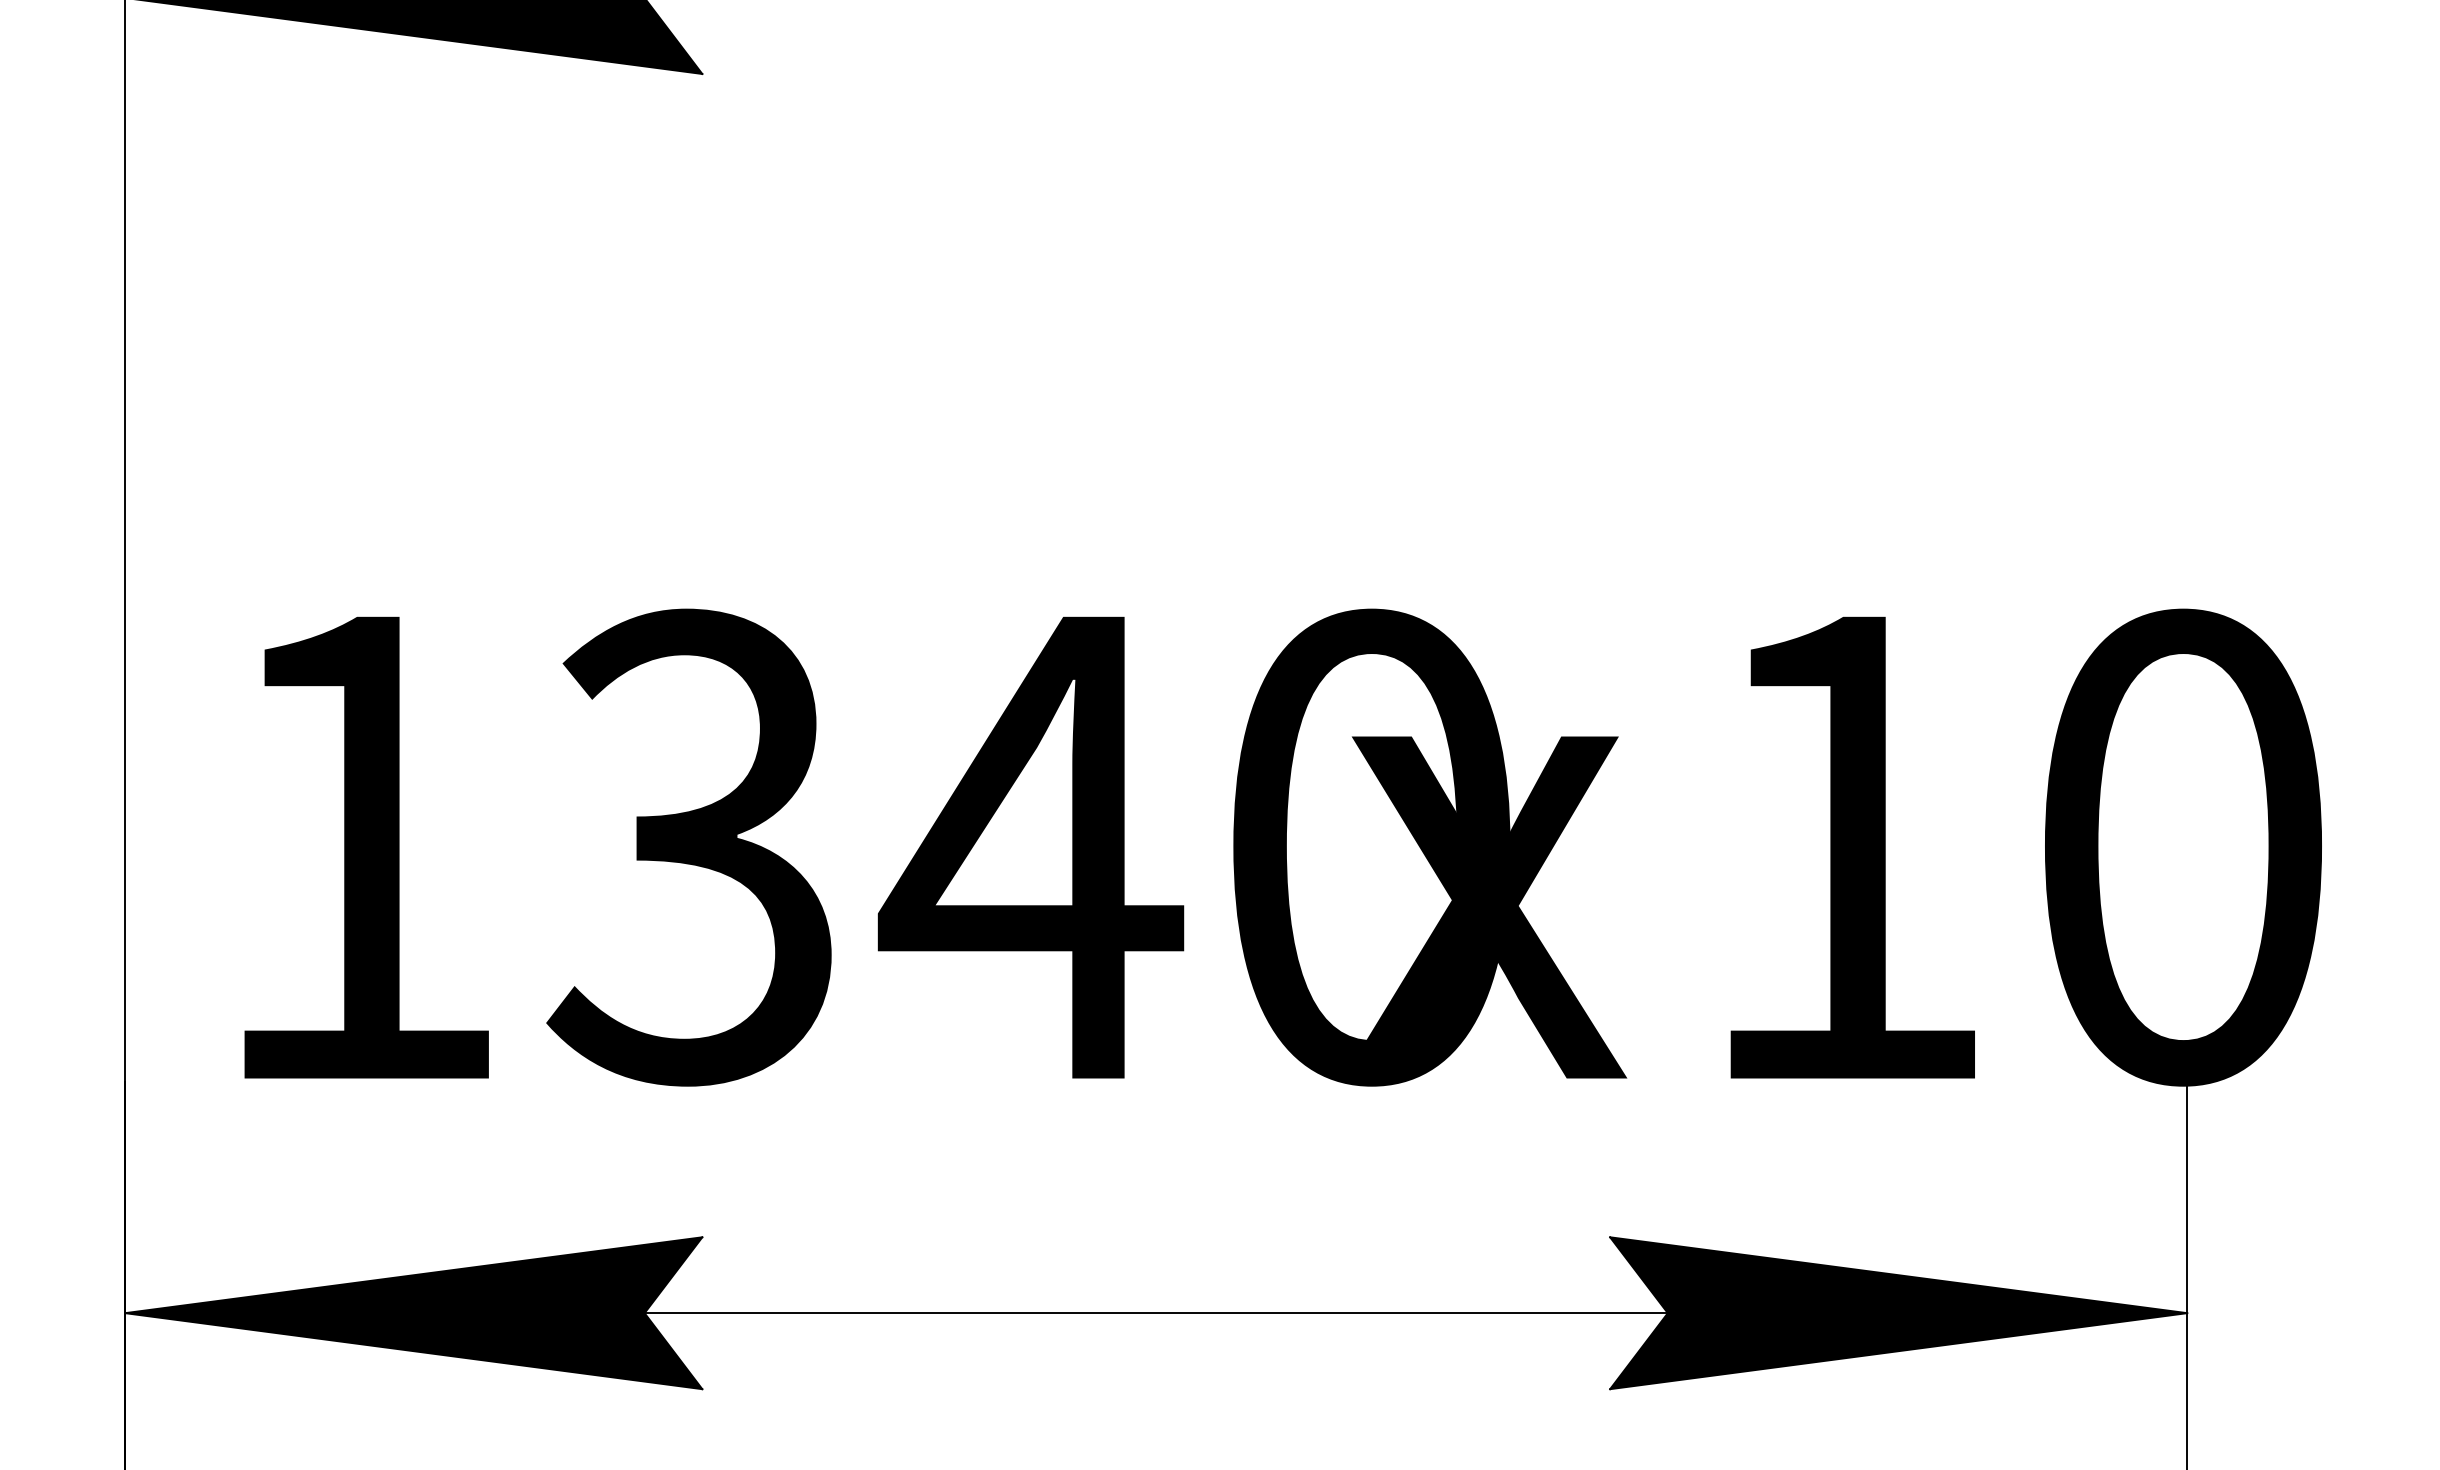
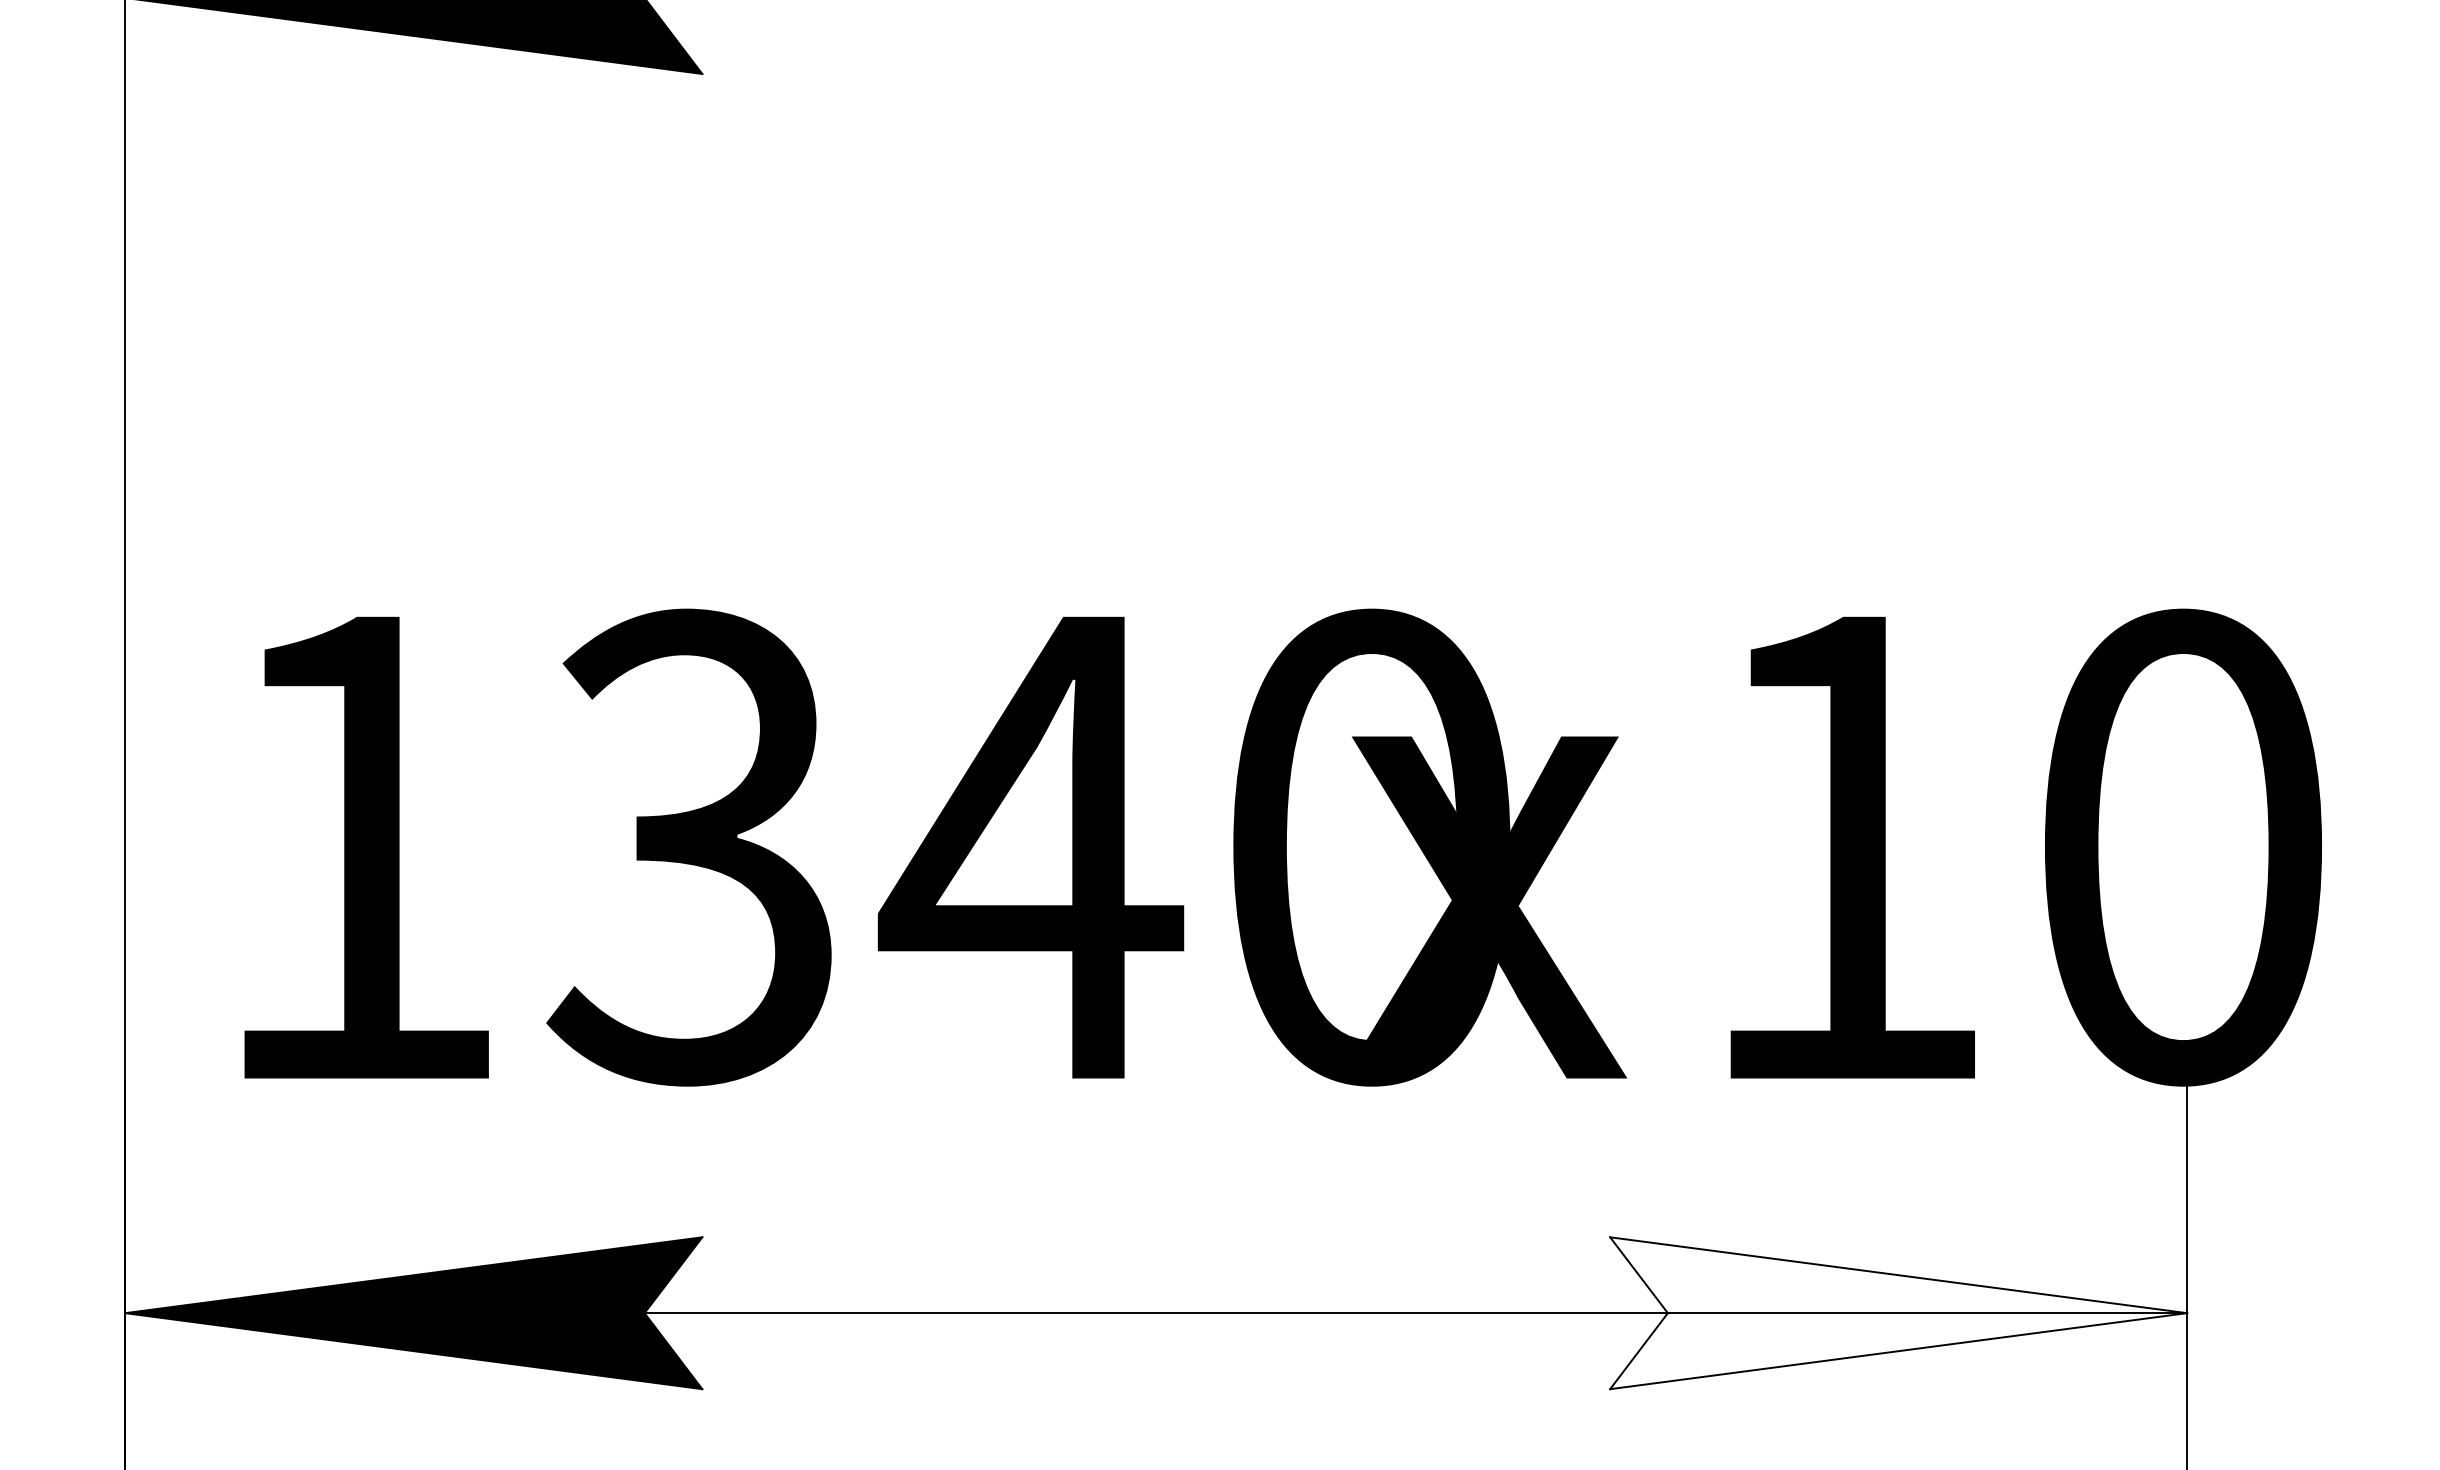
fill: present -> none (1898, 1313)
